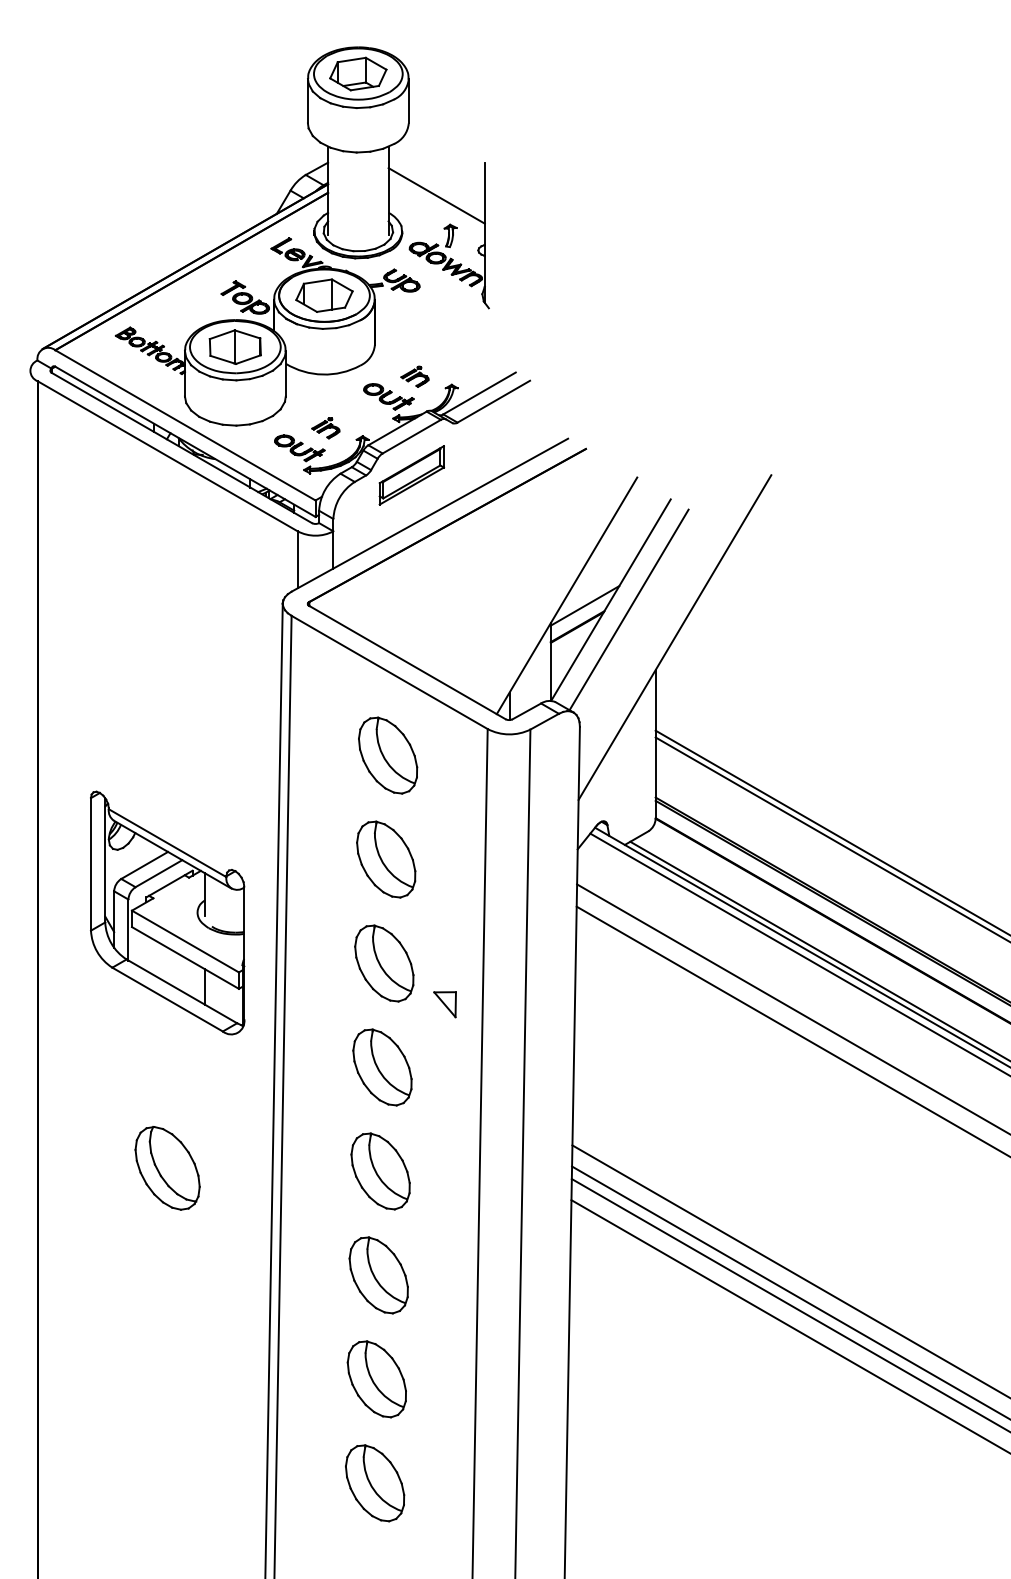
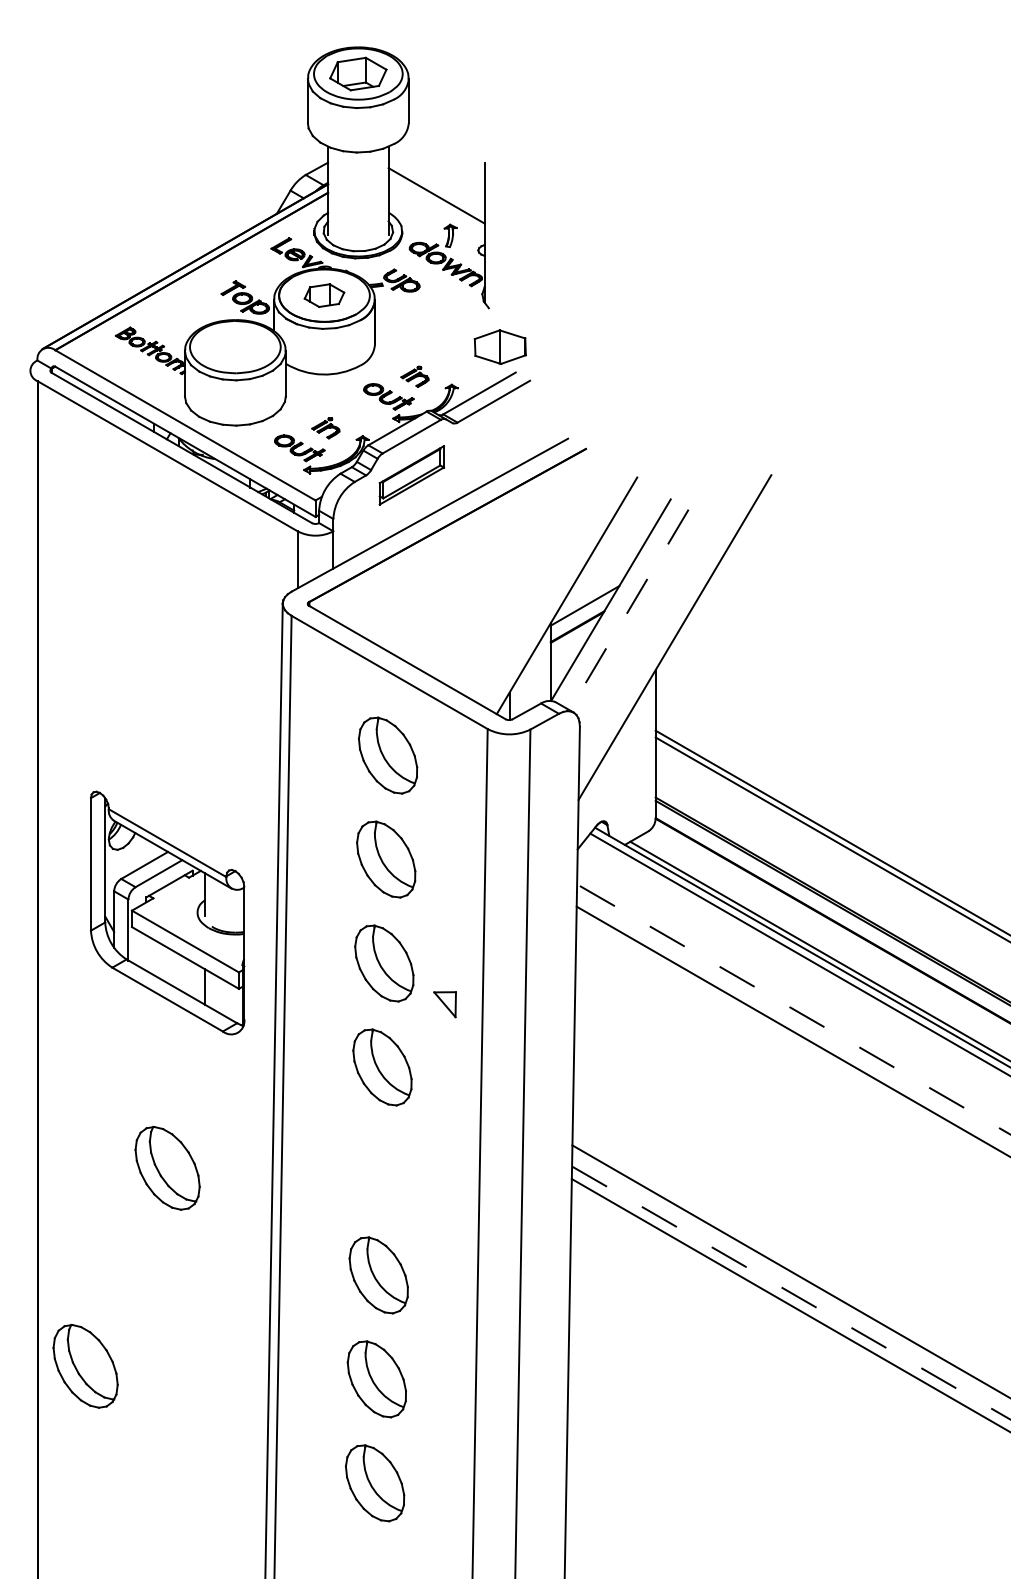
part size: 59x35 px -> 43x25 px (324, 295)
part position: (234, 346) -> (499, 346) (499, 346)
line: solid -> dashed (629, 609)
line: solid -> dashed (793, 1009)
part: present -> none (380, 1171)
line: solid -> dashed (791, 1293)
line: present -> none (789, 1326)
part: none -> present (85, 1366)
